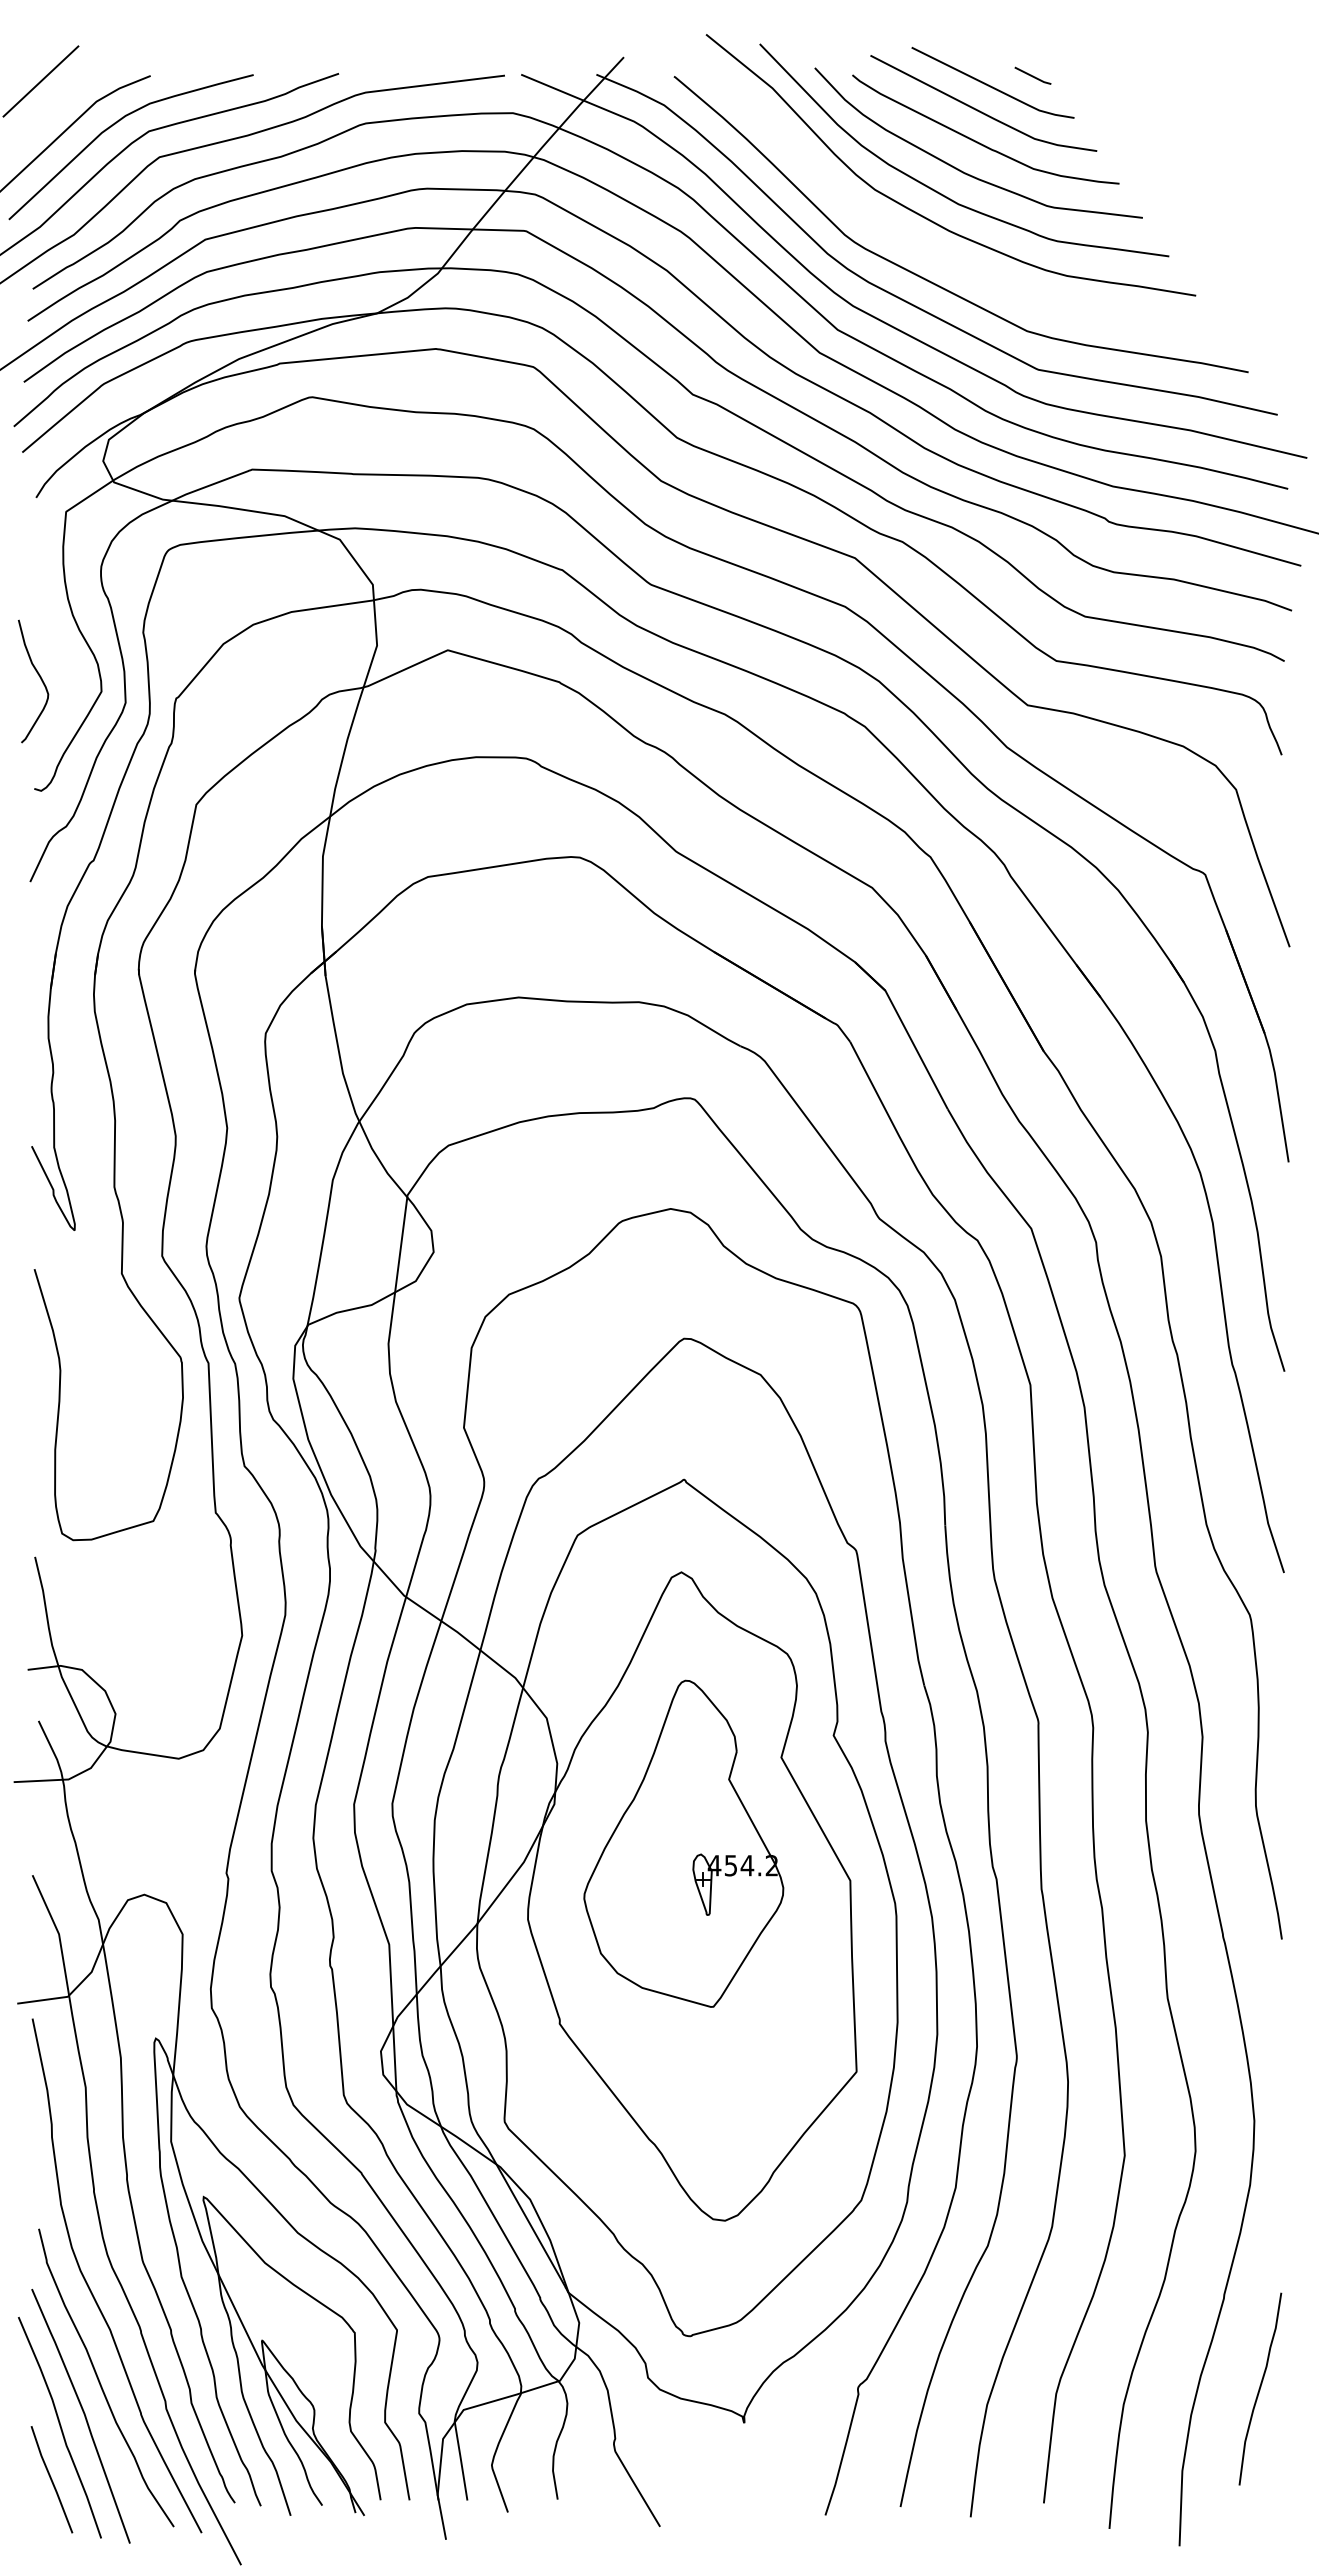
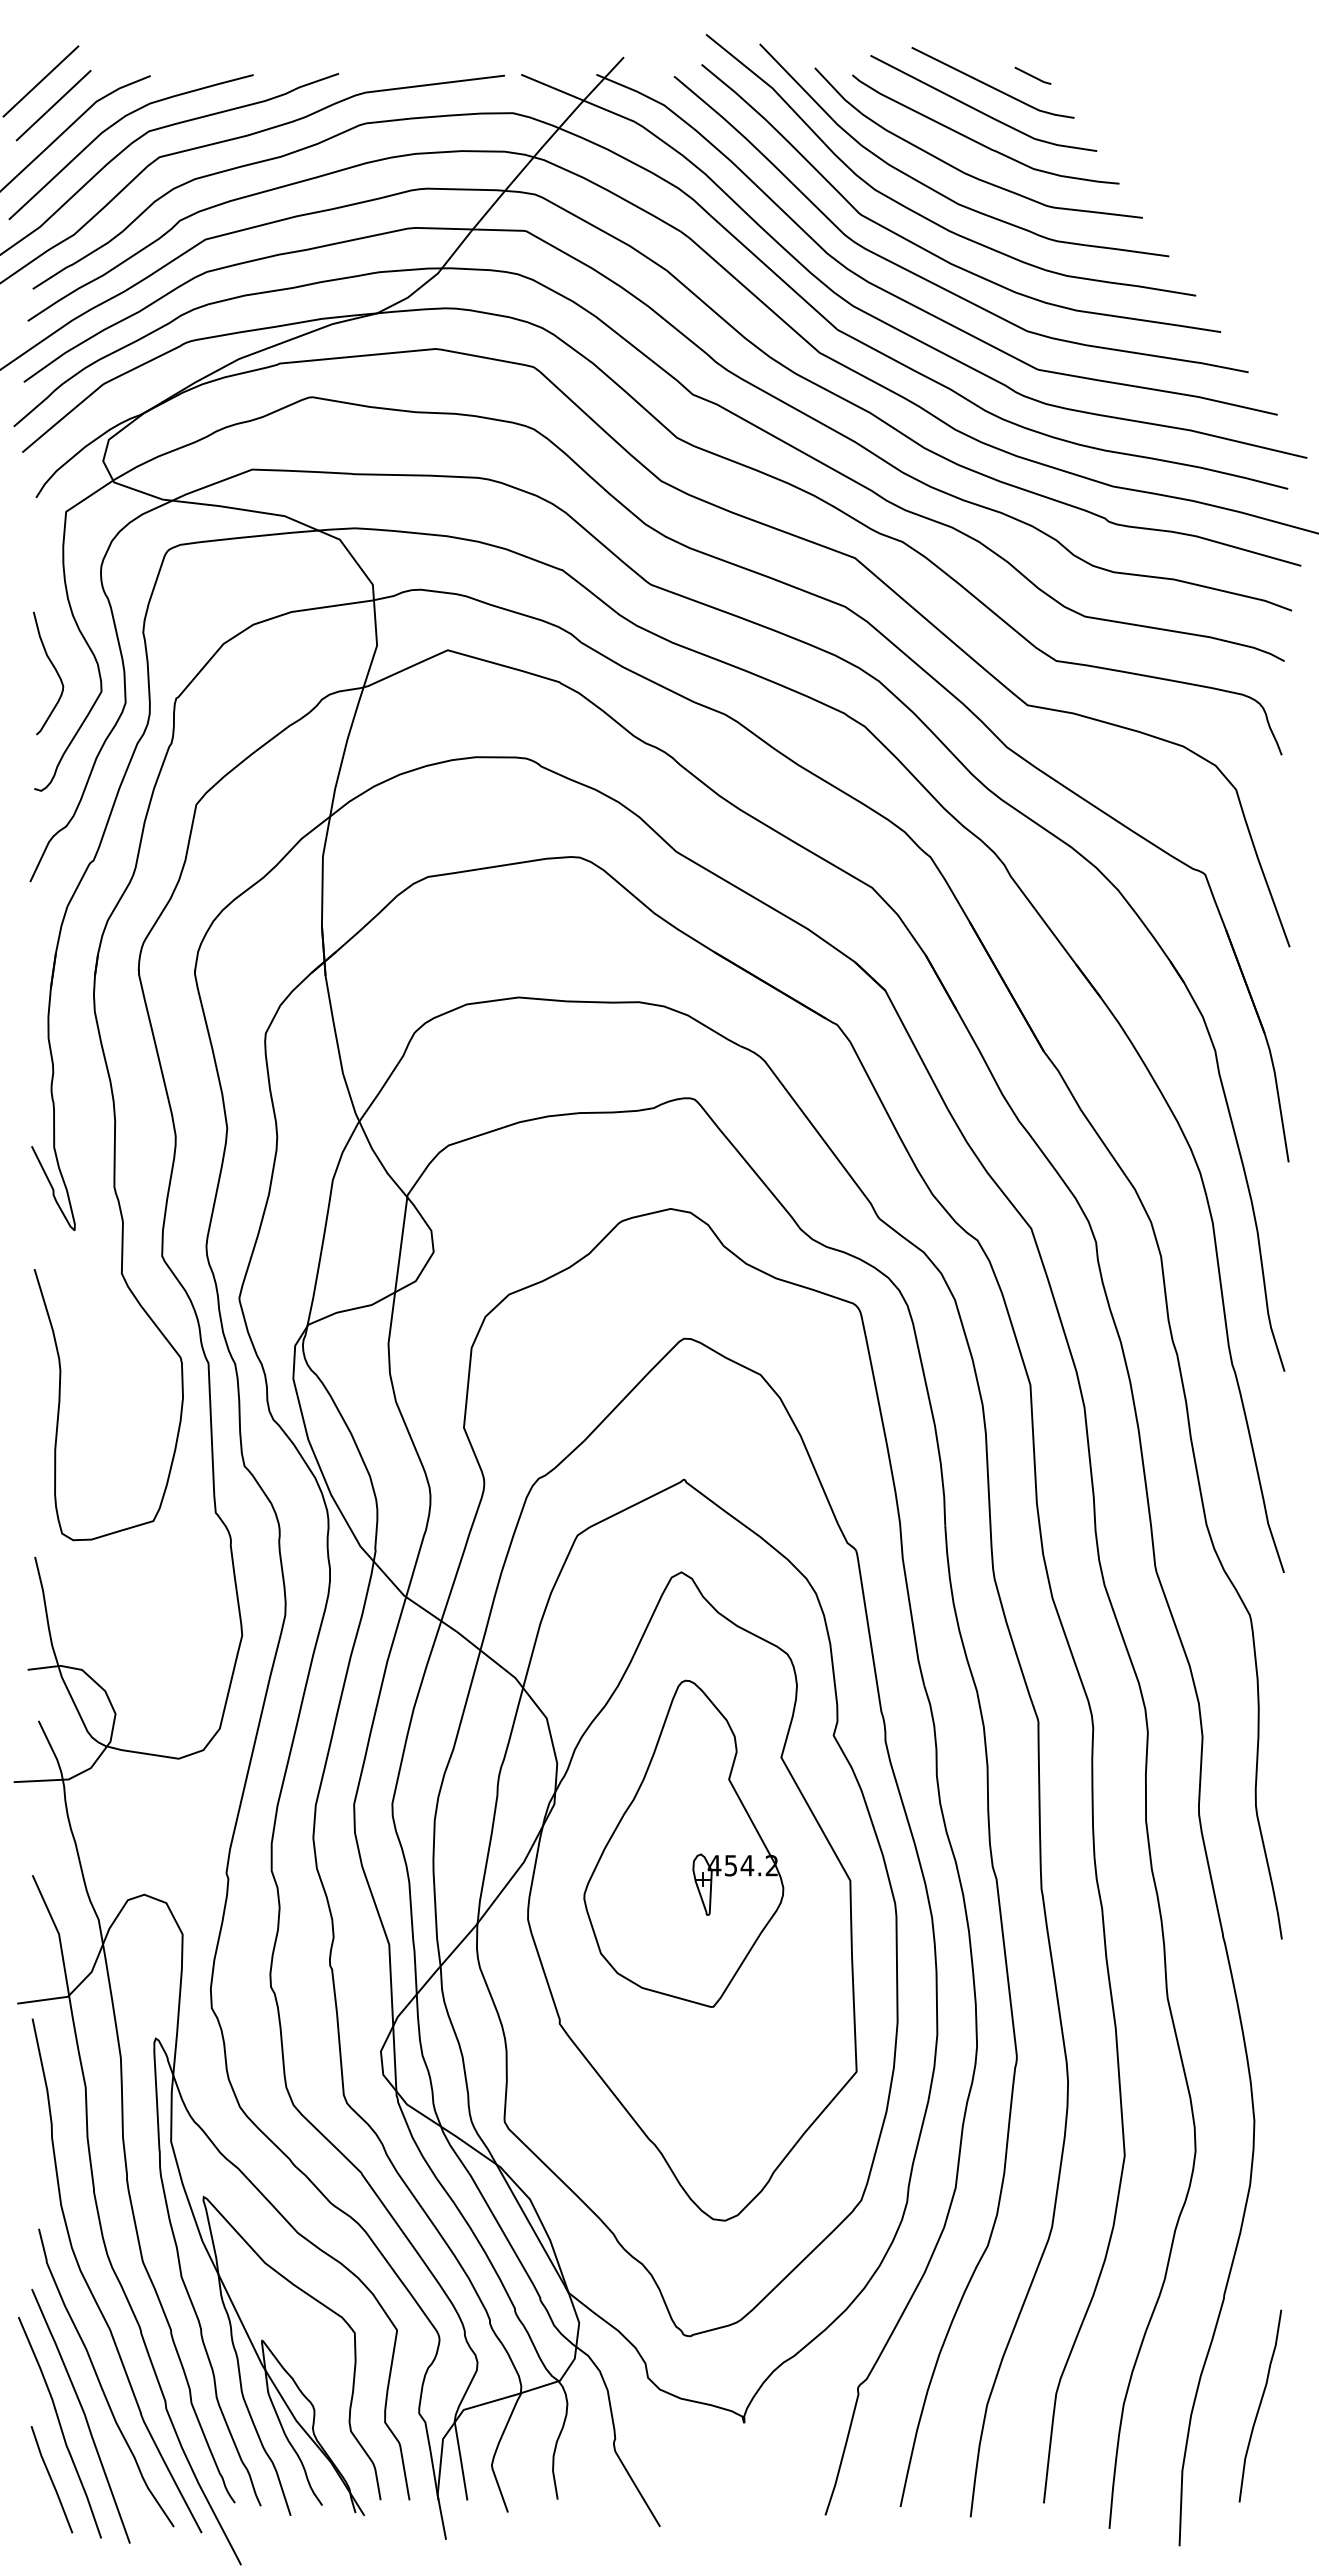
line: none -> present (53, 105)
curve: none -> present (934, 253)
curve position: (39, 677) -> (54, 669) (54, 669)
curve position: (1260, 2388) -> (1260, 2405) (1260, 2405)
